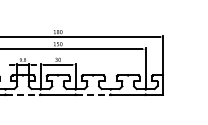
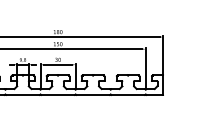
line: dashed -> solid (23, 95)
line: dashed -> solid (93, 95)
